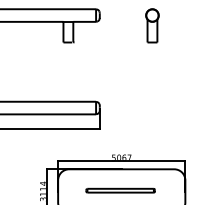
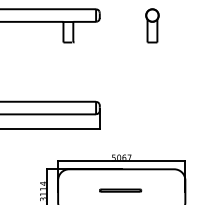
part size: 71x7 px -> 44x5 px (120, 190)
